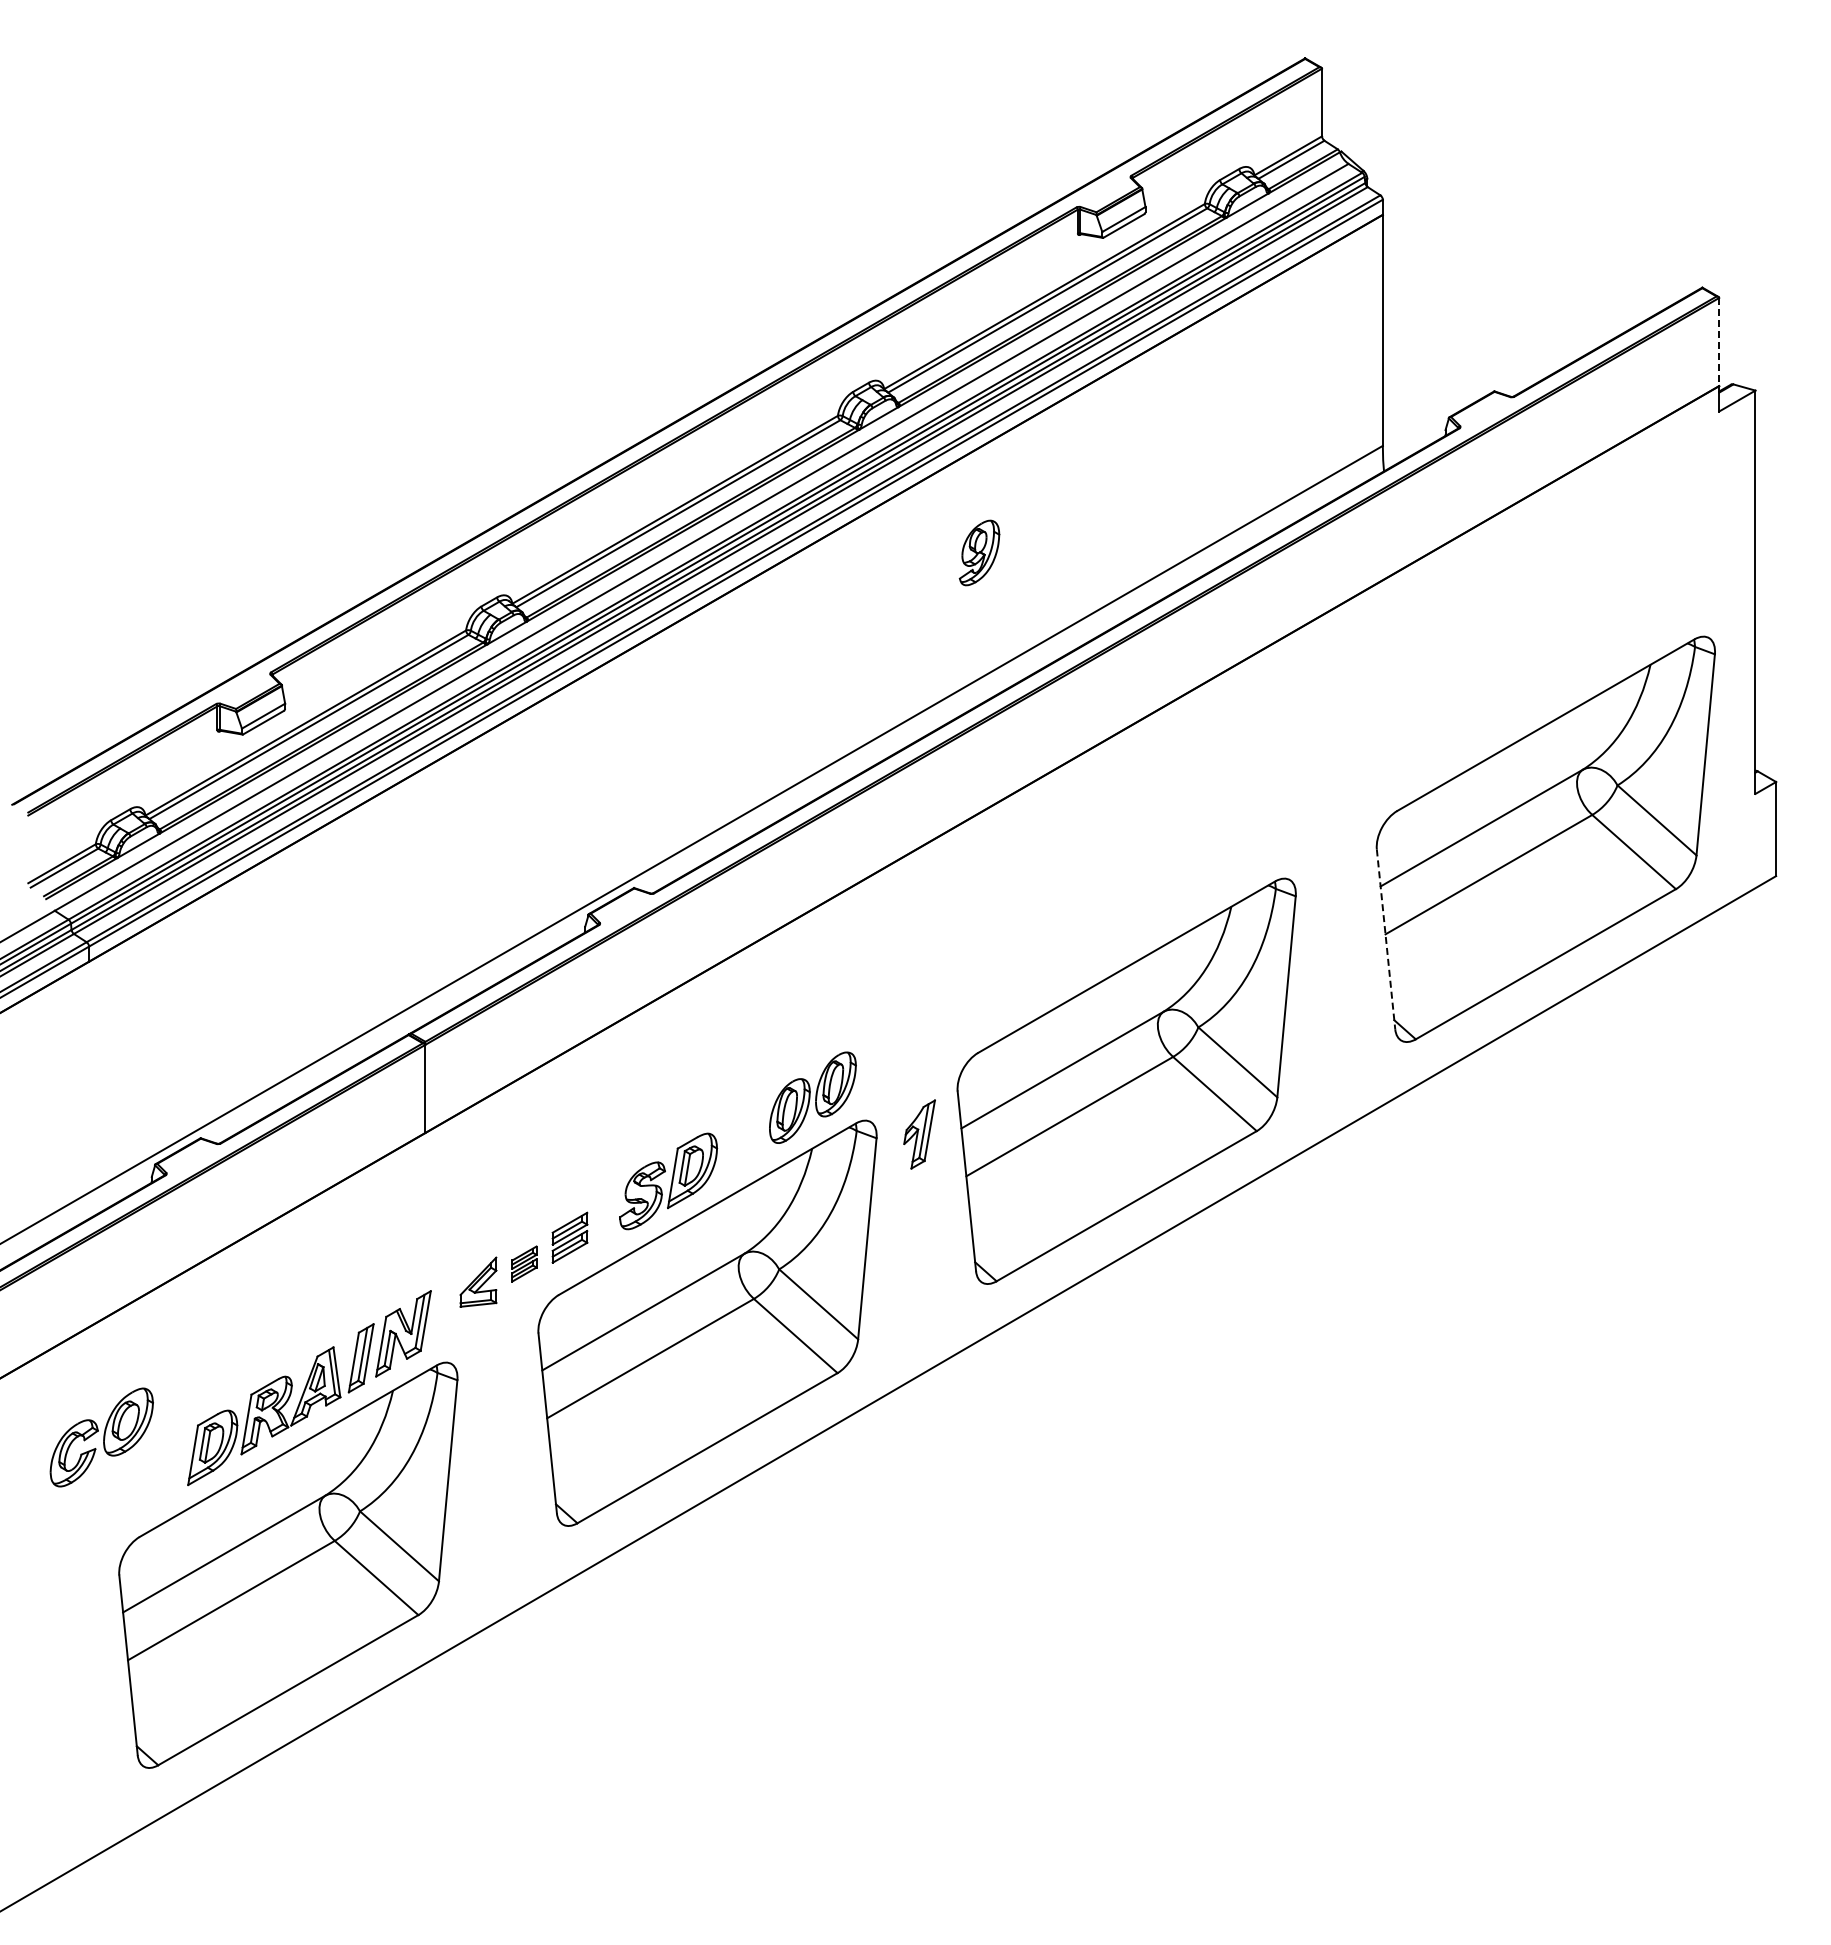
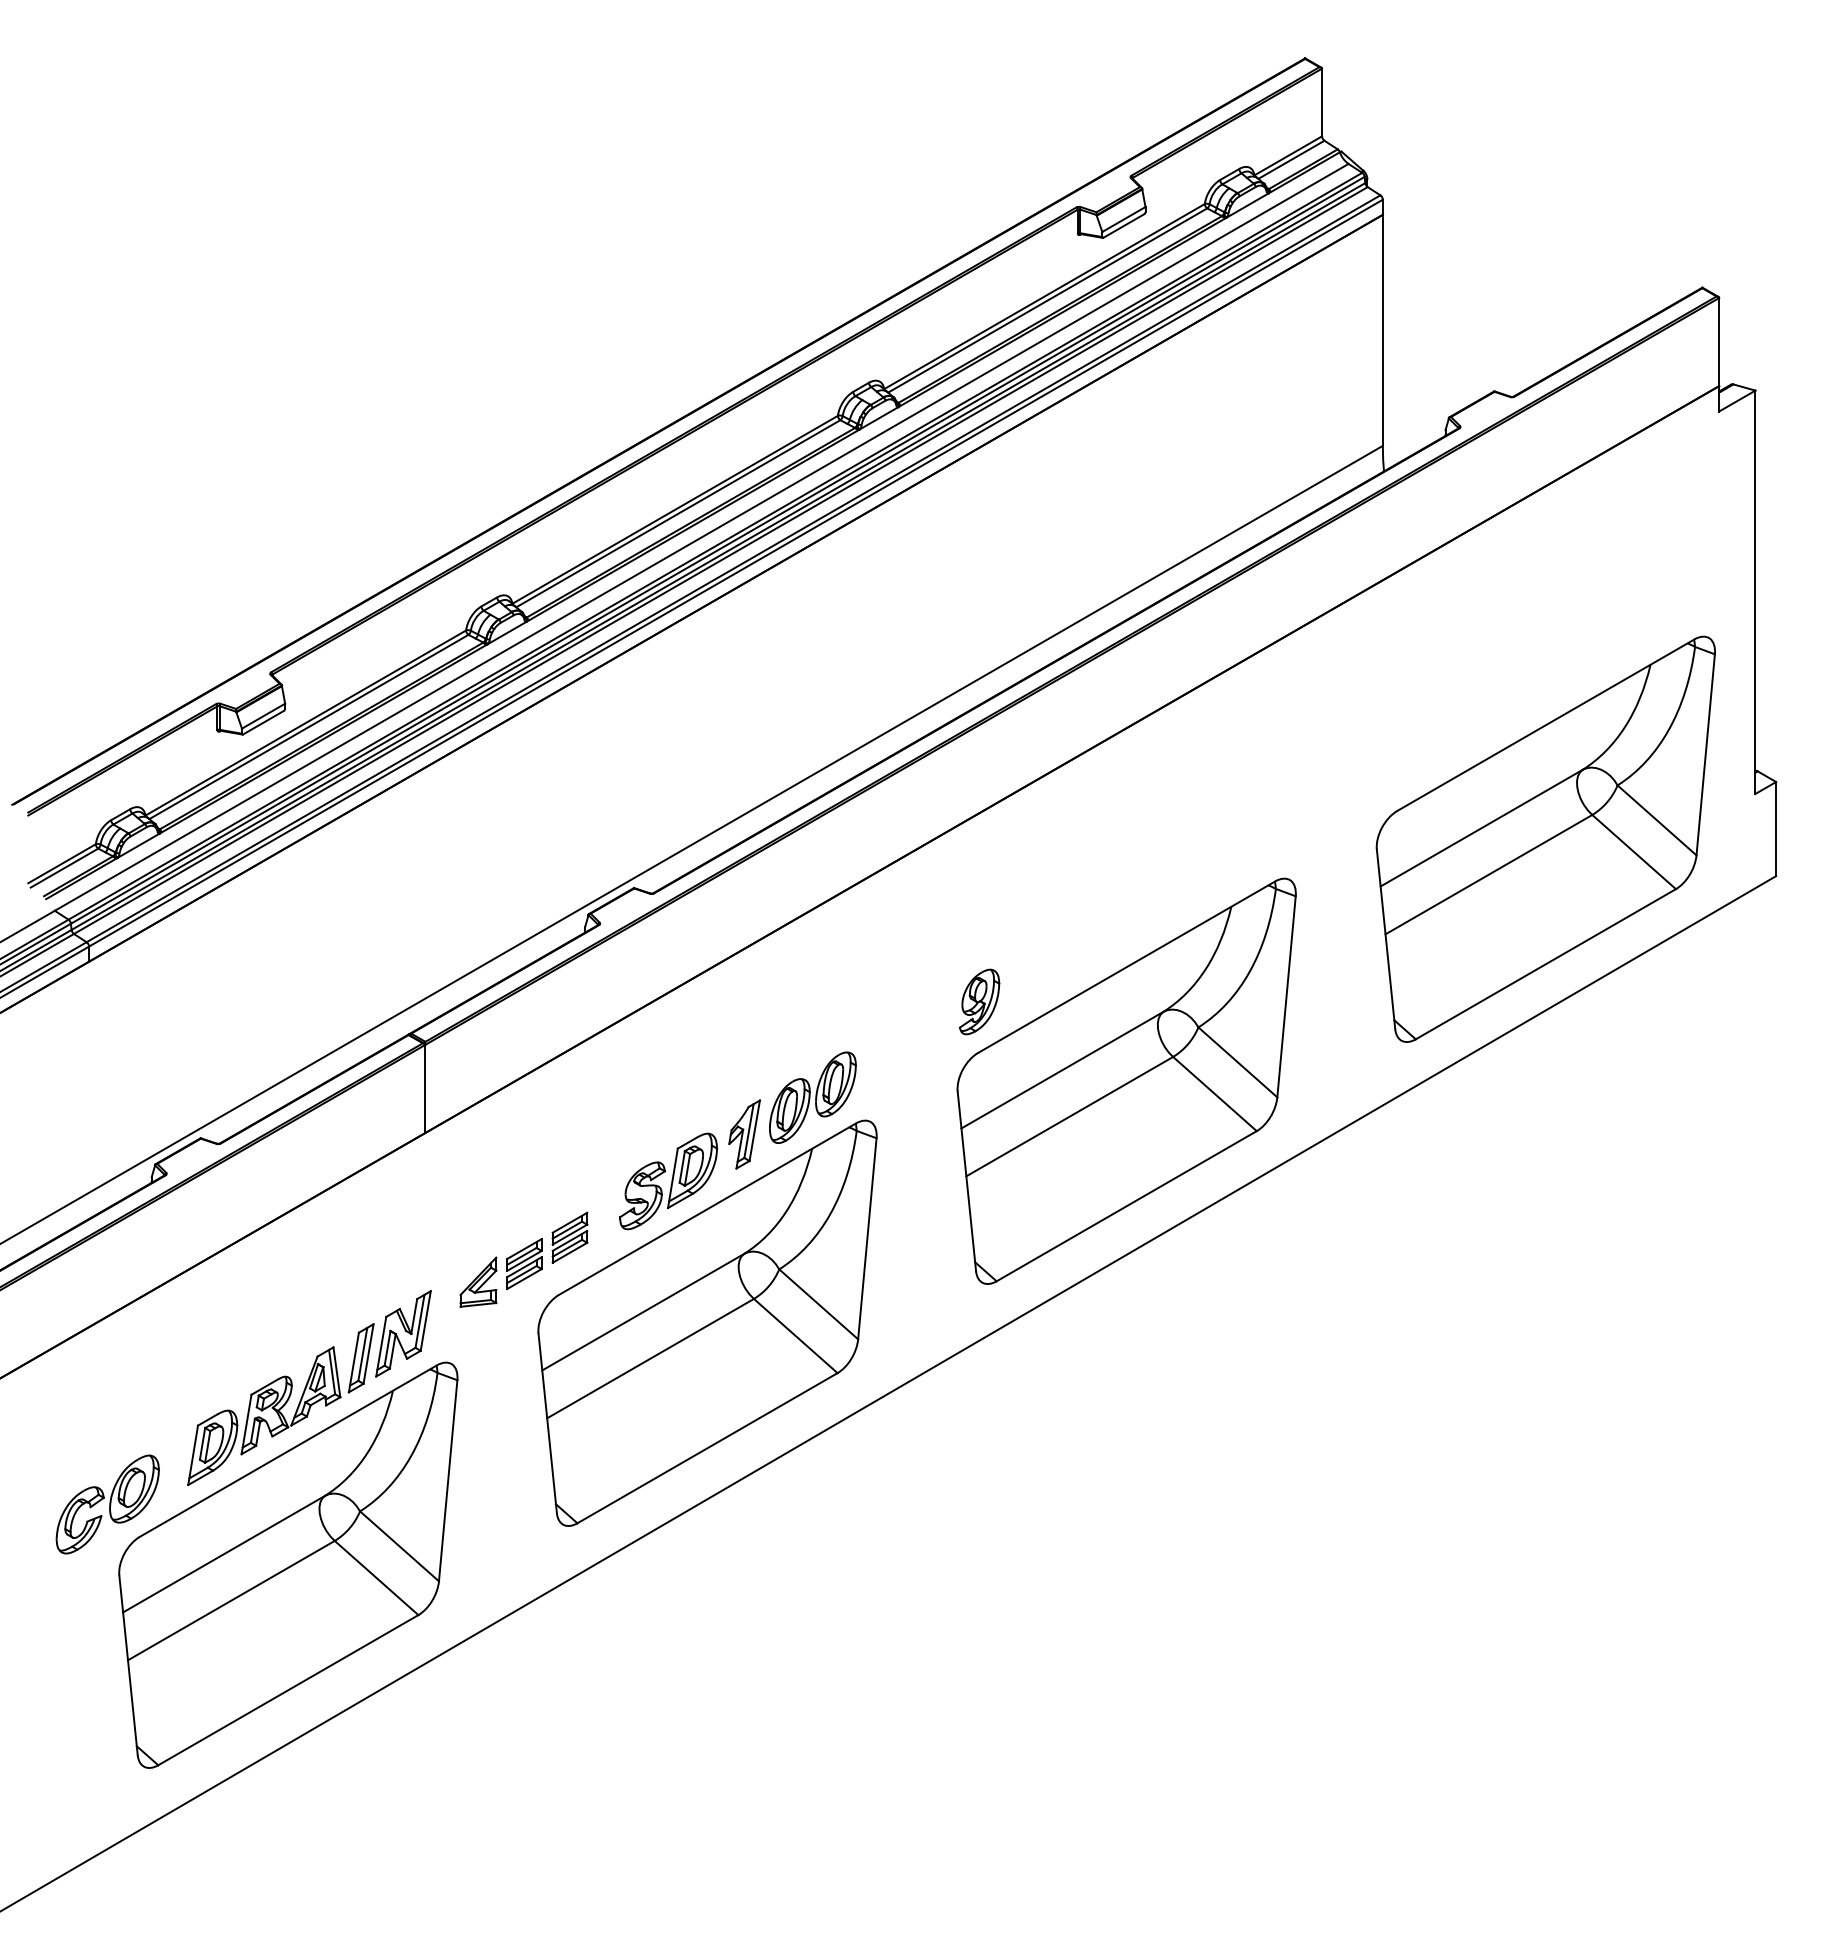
line: dashed -> solid (1719, 342)
part position: (979, 552) -> (979, 1001) (979, 1001)
line: dashed -> solid (1386, 939)
part position: (919, 1134) -> (744, 1134) (744, 1134)
part size: 27x38 px -> 37x52 px (524, 1263)
part position: (101, 1437) -> (107, 1504) (107, 1504)
